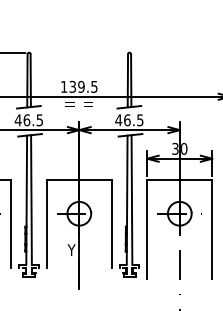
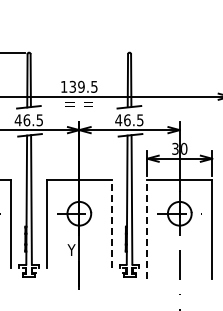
line: solid -> dashed (111, 223)
line: solid -> dashed (147, 228)
